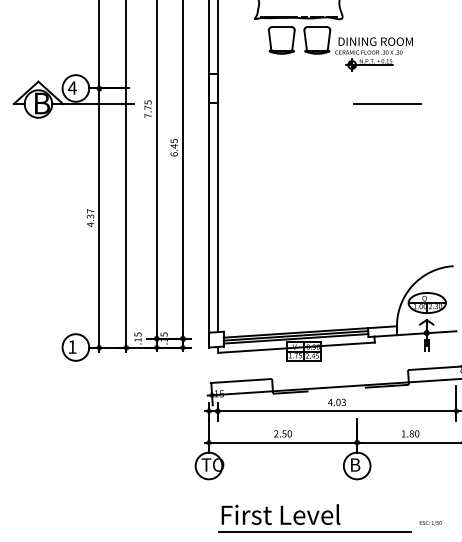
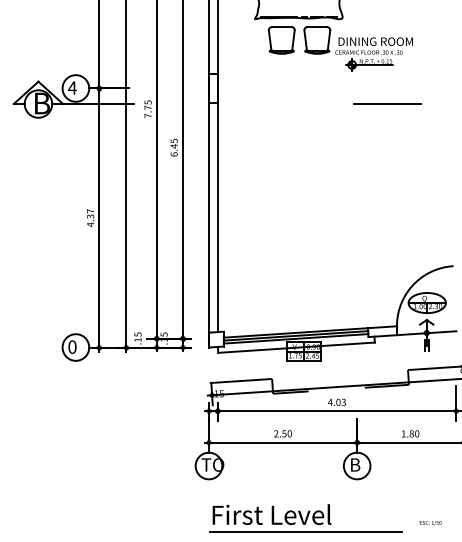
text: 1 -> 0 (72, 346)
part position: (314, 518) -> (305, 518) (305, 518)
